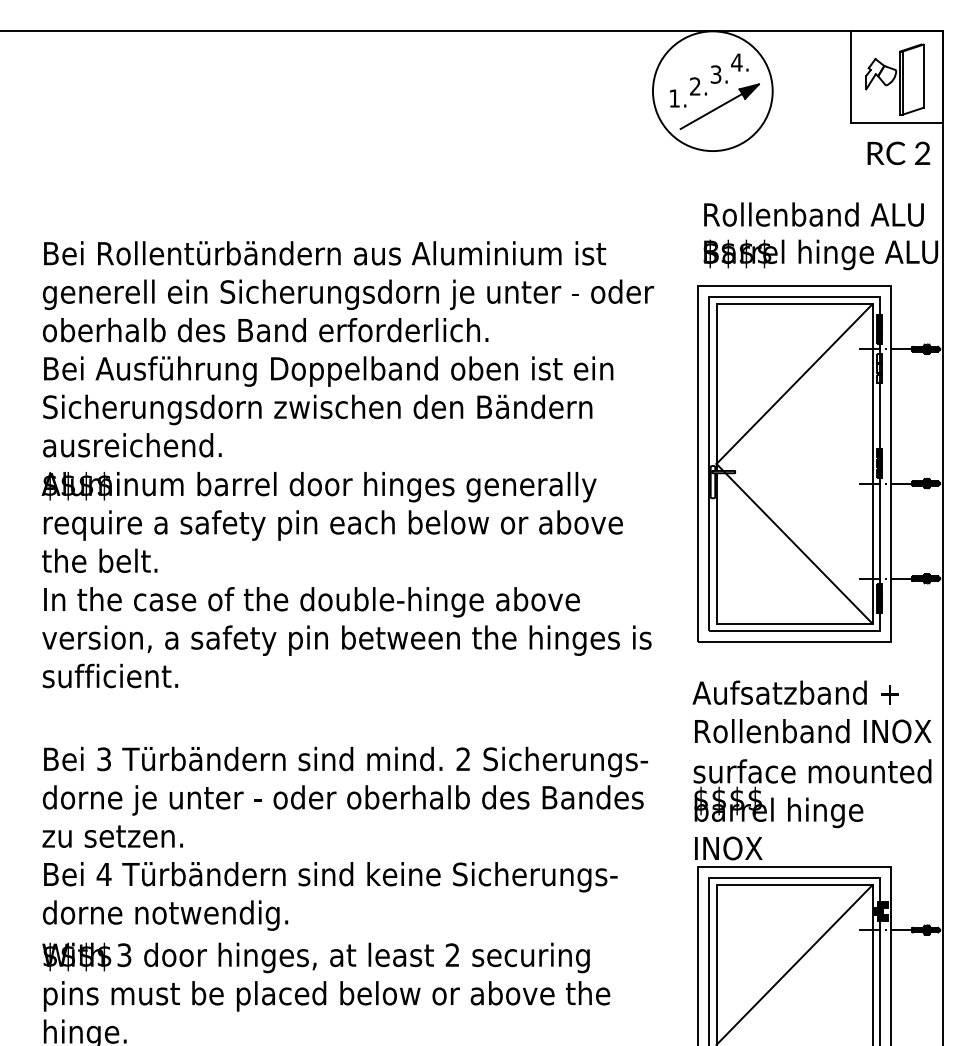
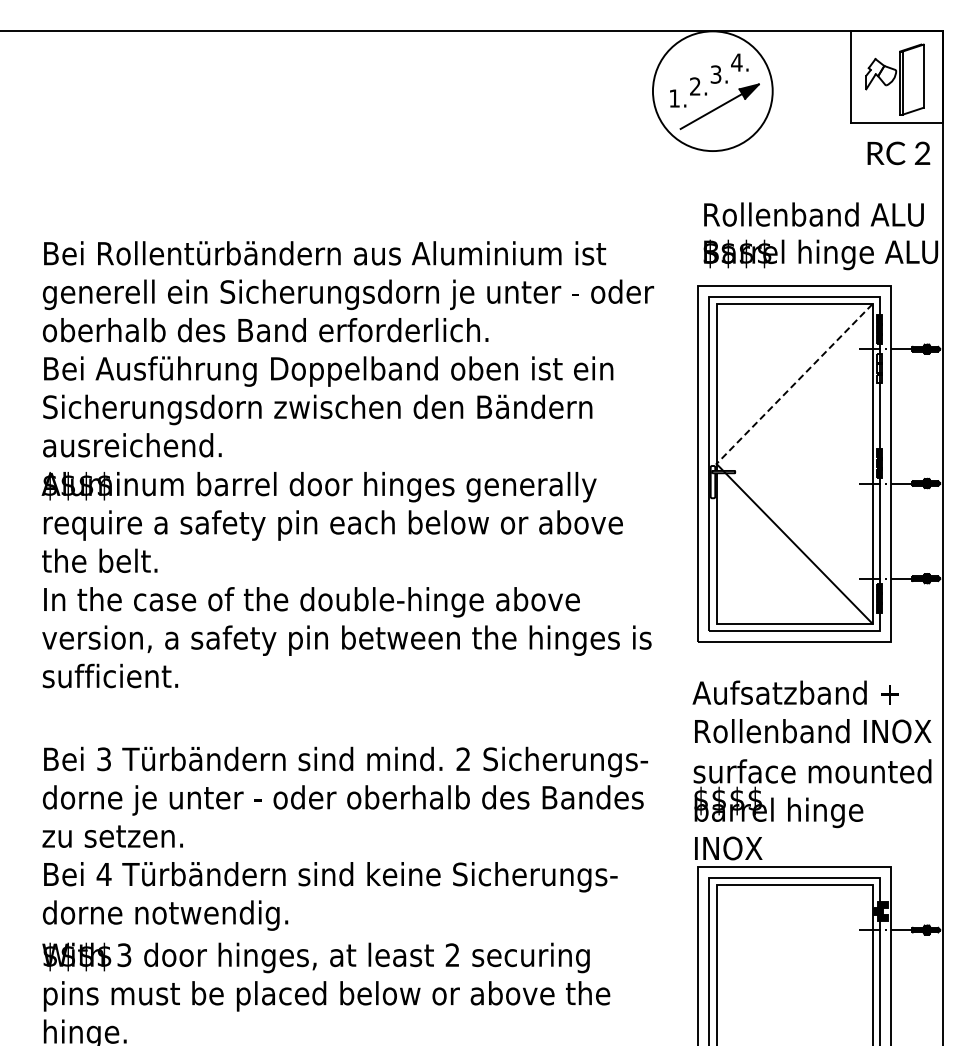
line: solid -> dashed (794, 384)
line: present -> none (795, 963)
